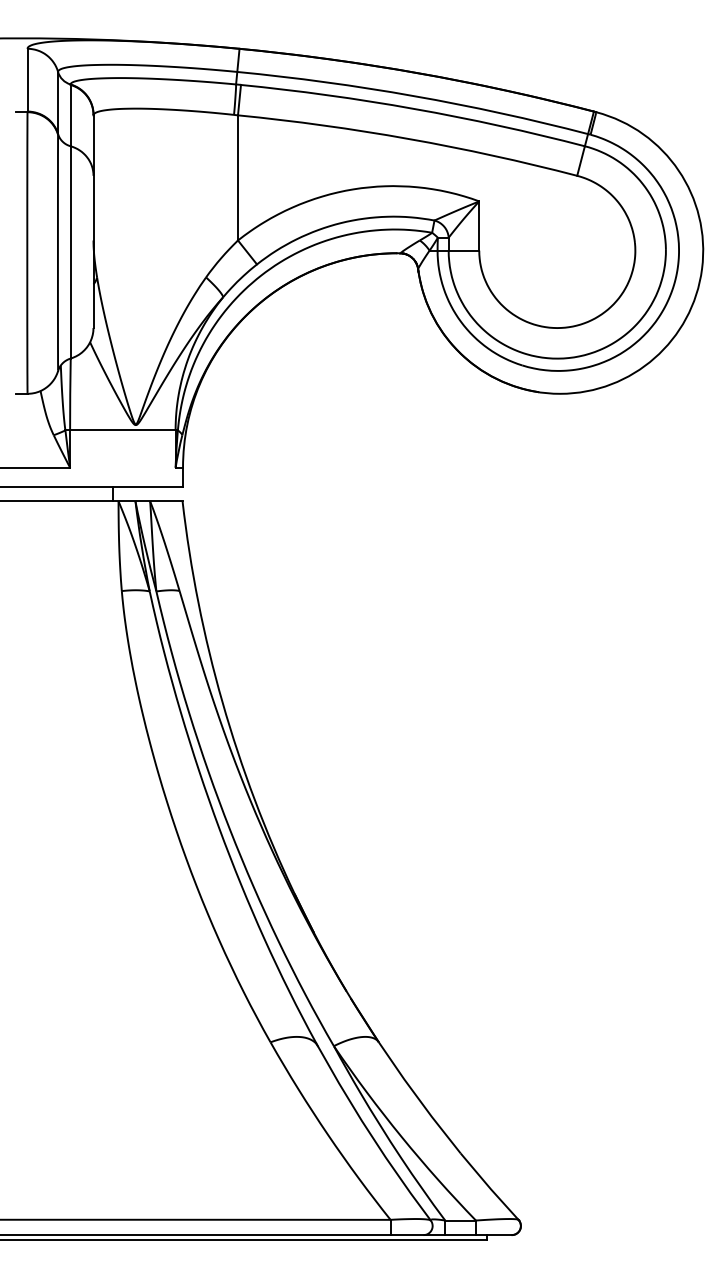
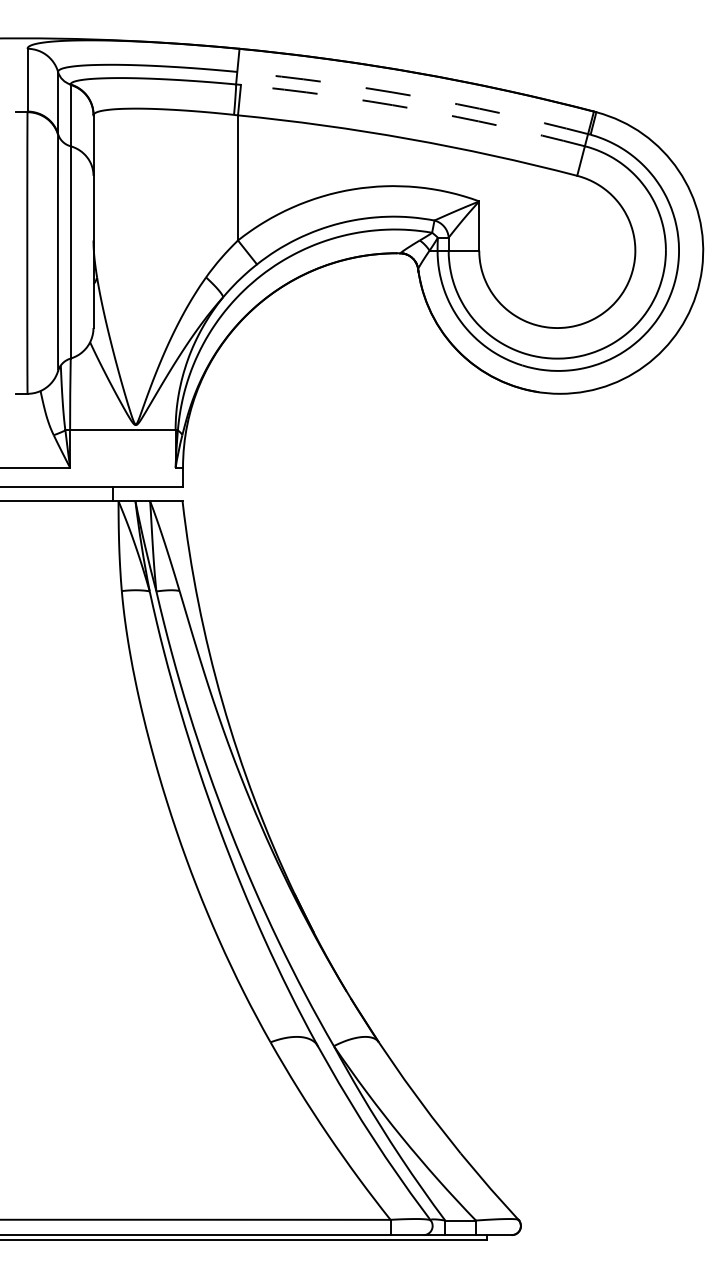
arc: solid -> dashed (413, 96)
arc: solid -> dashed (414, 108)
